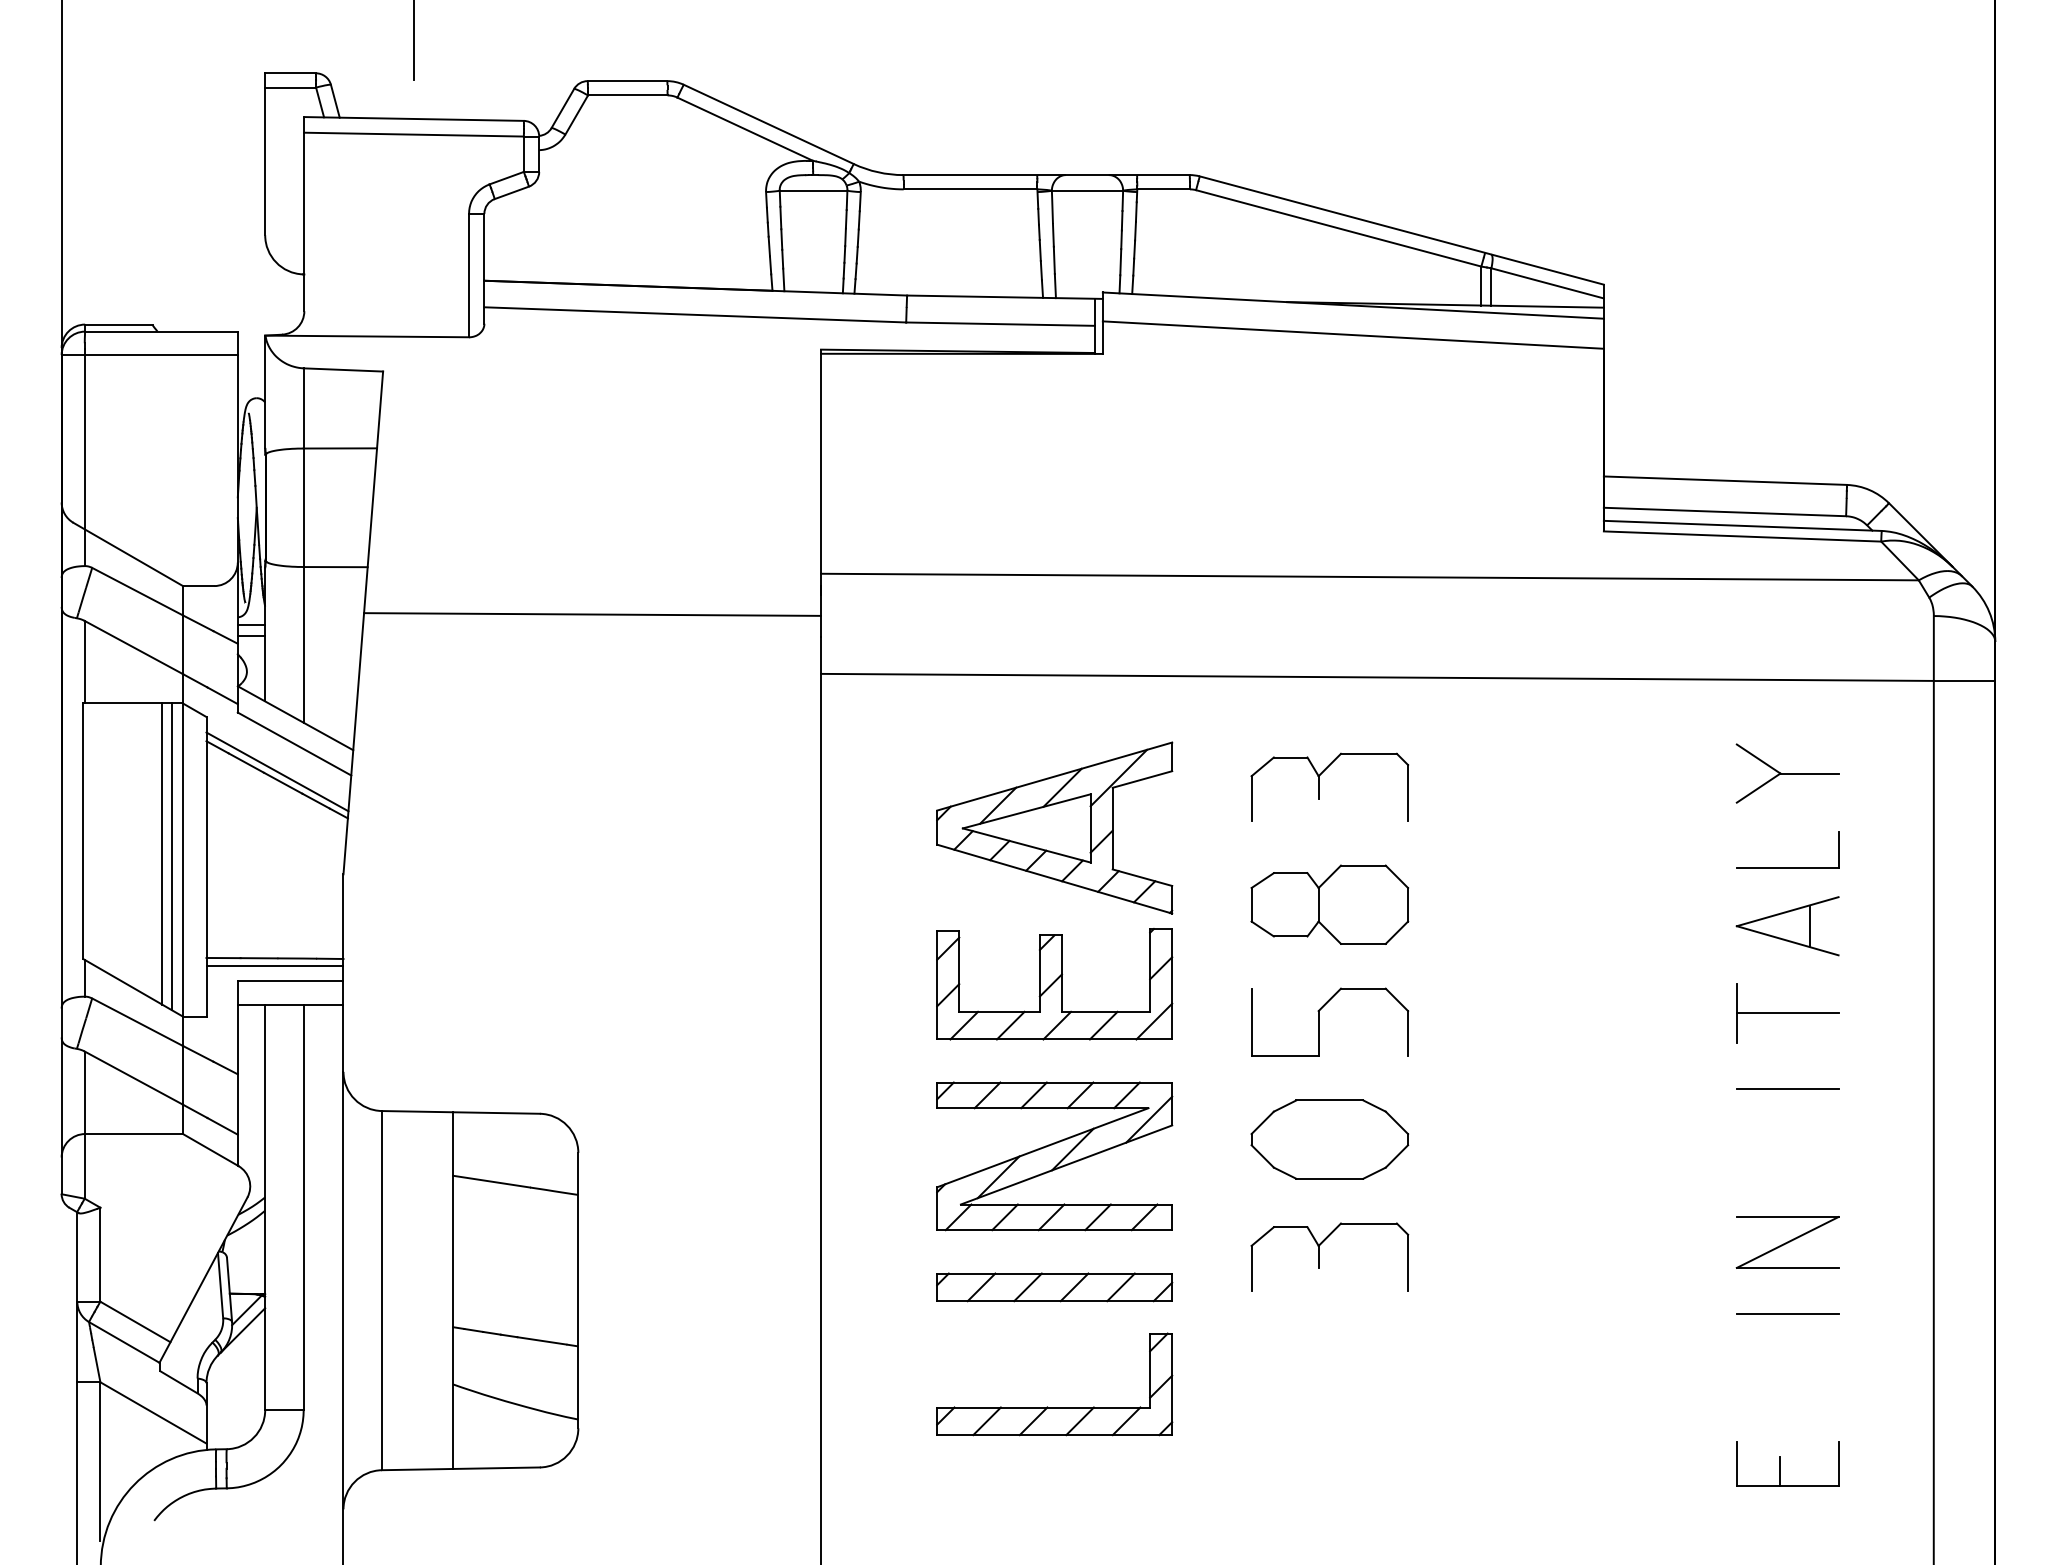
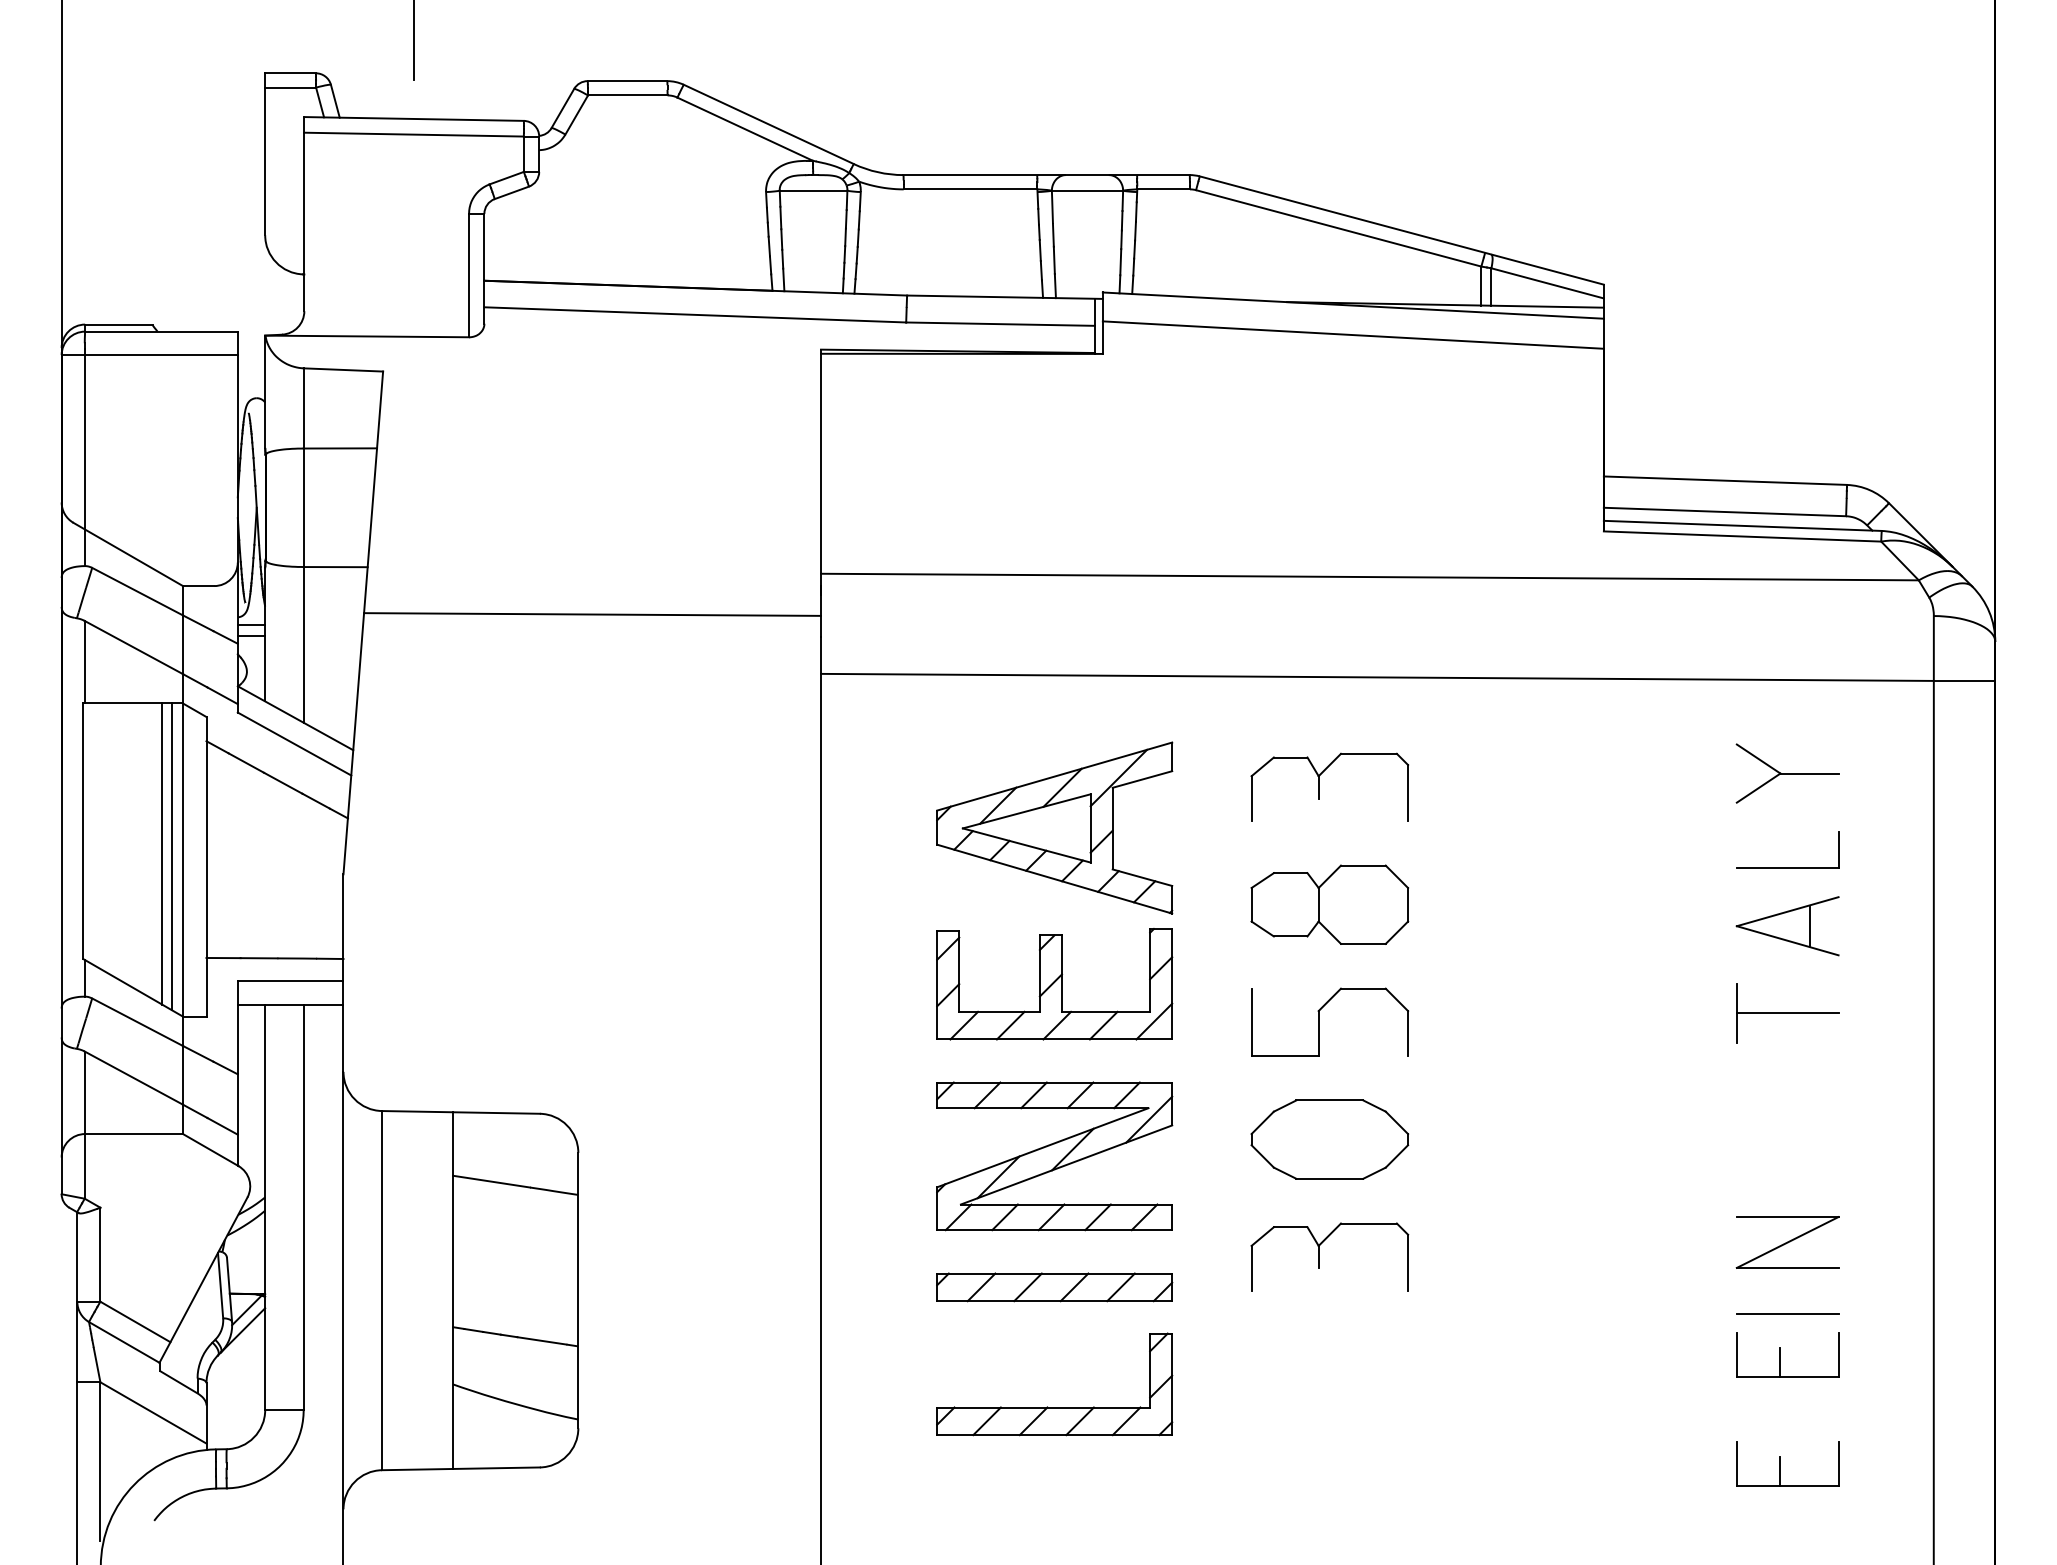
line: present -> none (277, 771)
line: present -> none (274, 965)
line: present -> none (1787, 1088)
part: none -> present (1780, 1354)
